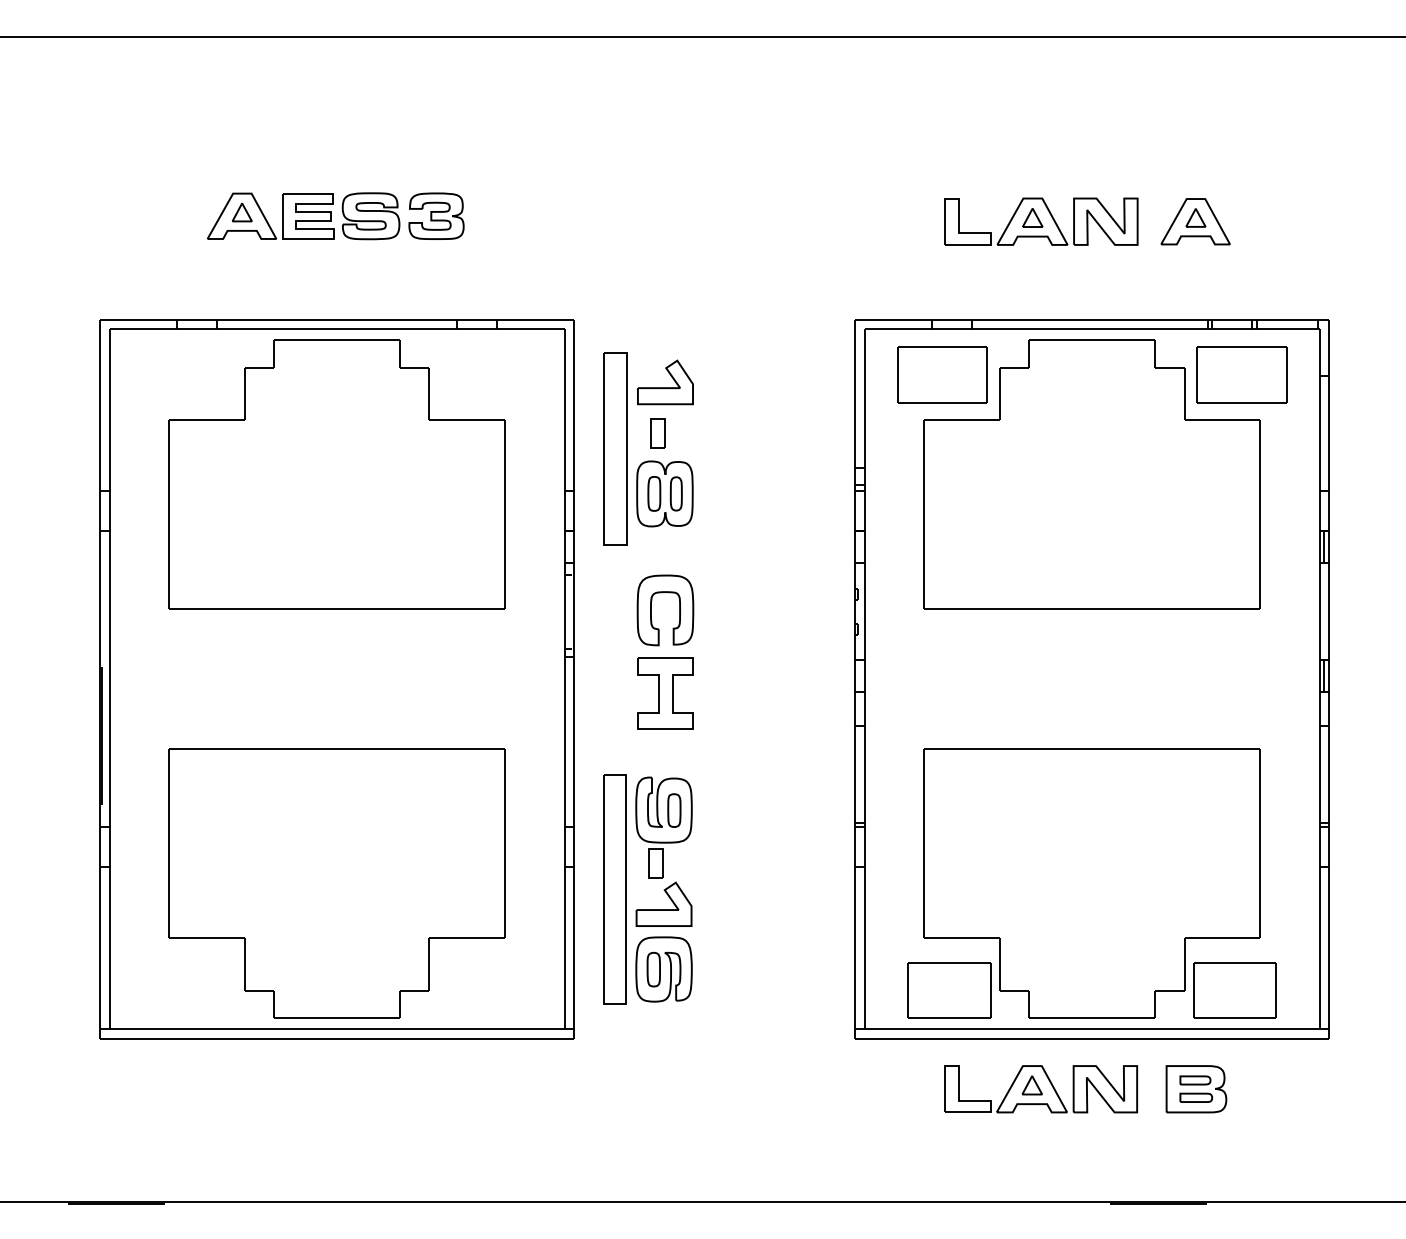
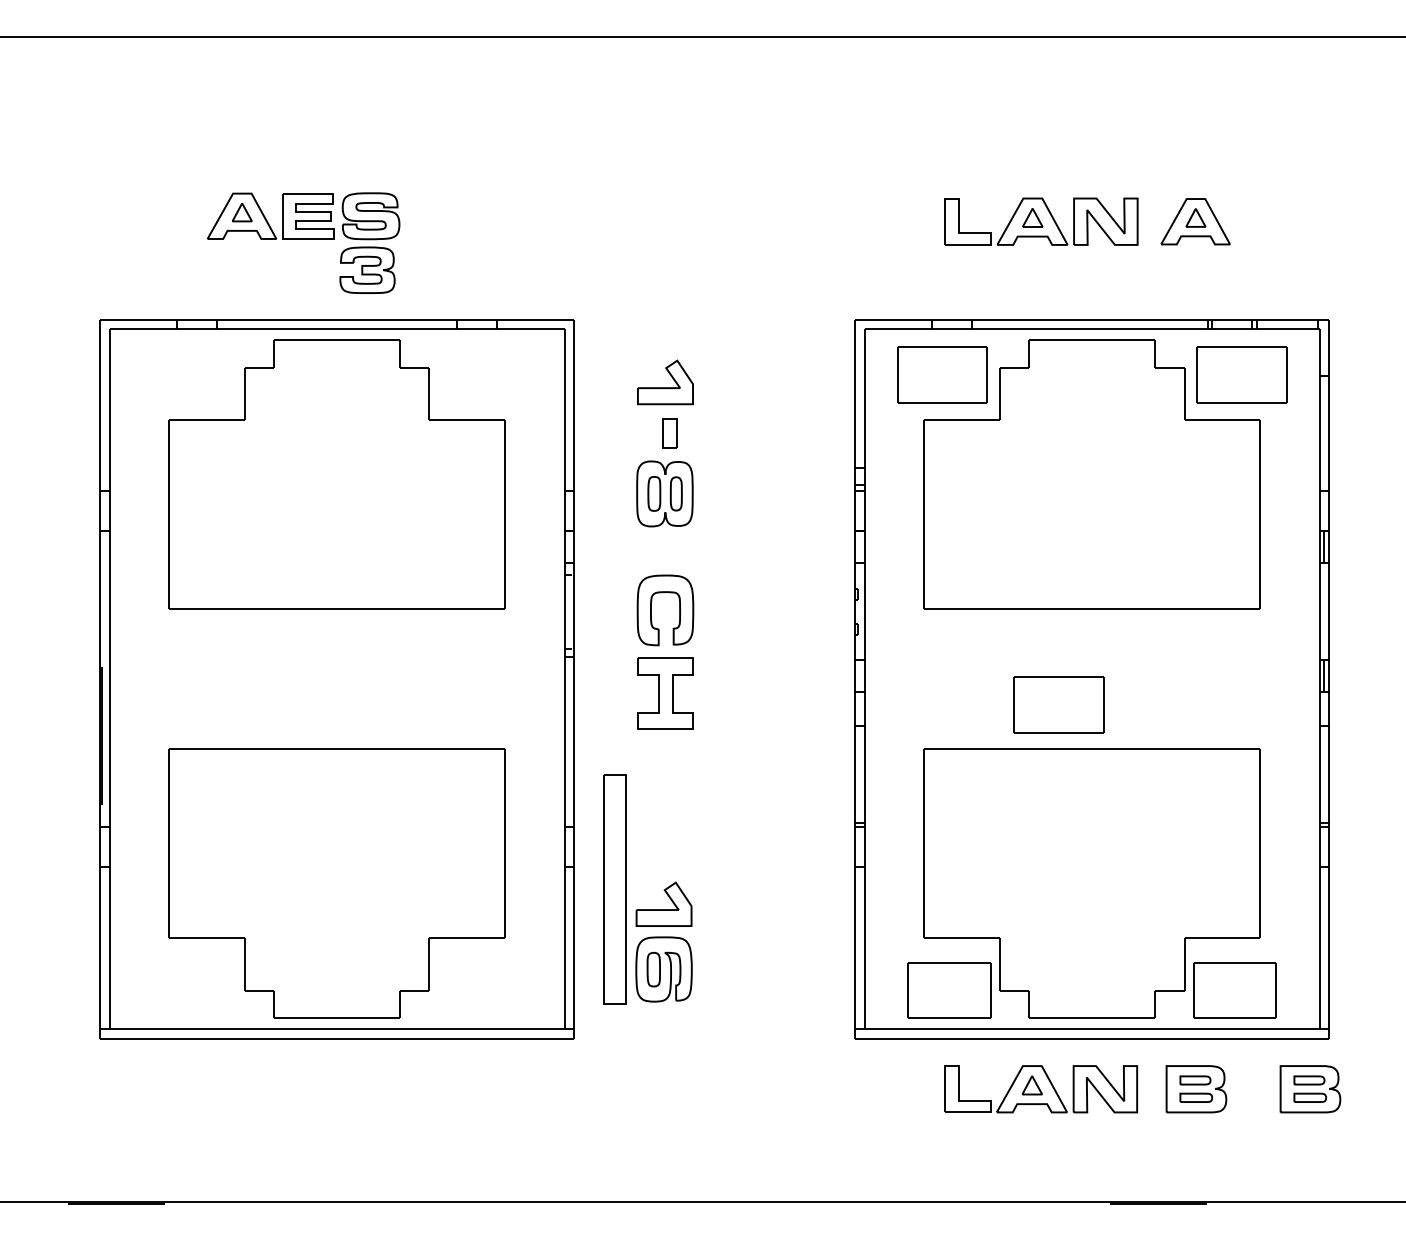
part position: (436, 215) -> (367, 269) (367, 269)
part position: (657, 433) -> (669, 433) (669, 433)
part: present -> none (615, 448)
part: none -> present (1058, 704)
part: present -> none (663, 827)
part: none -> present (1310, 1089)
